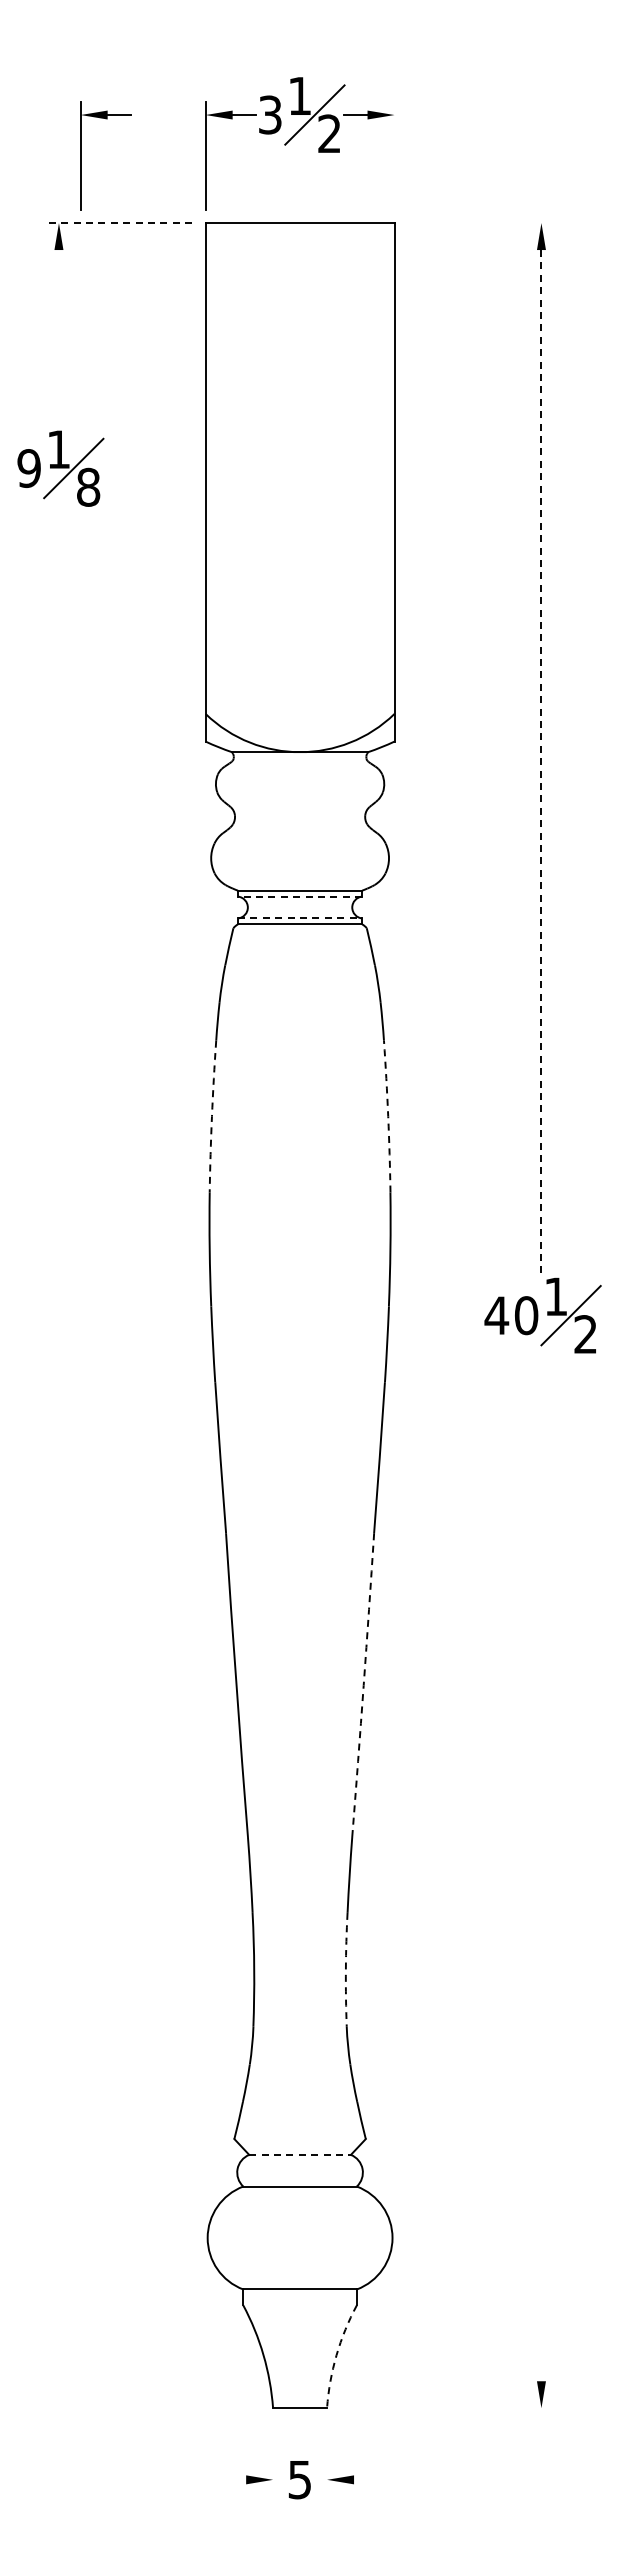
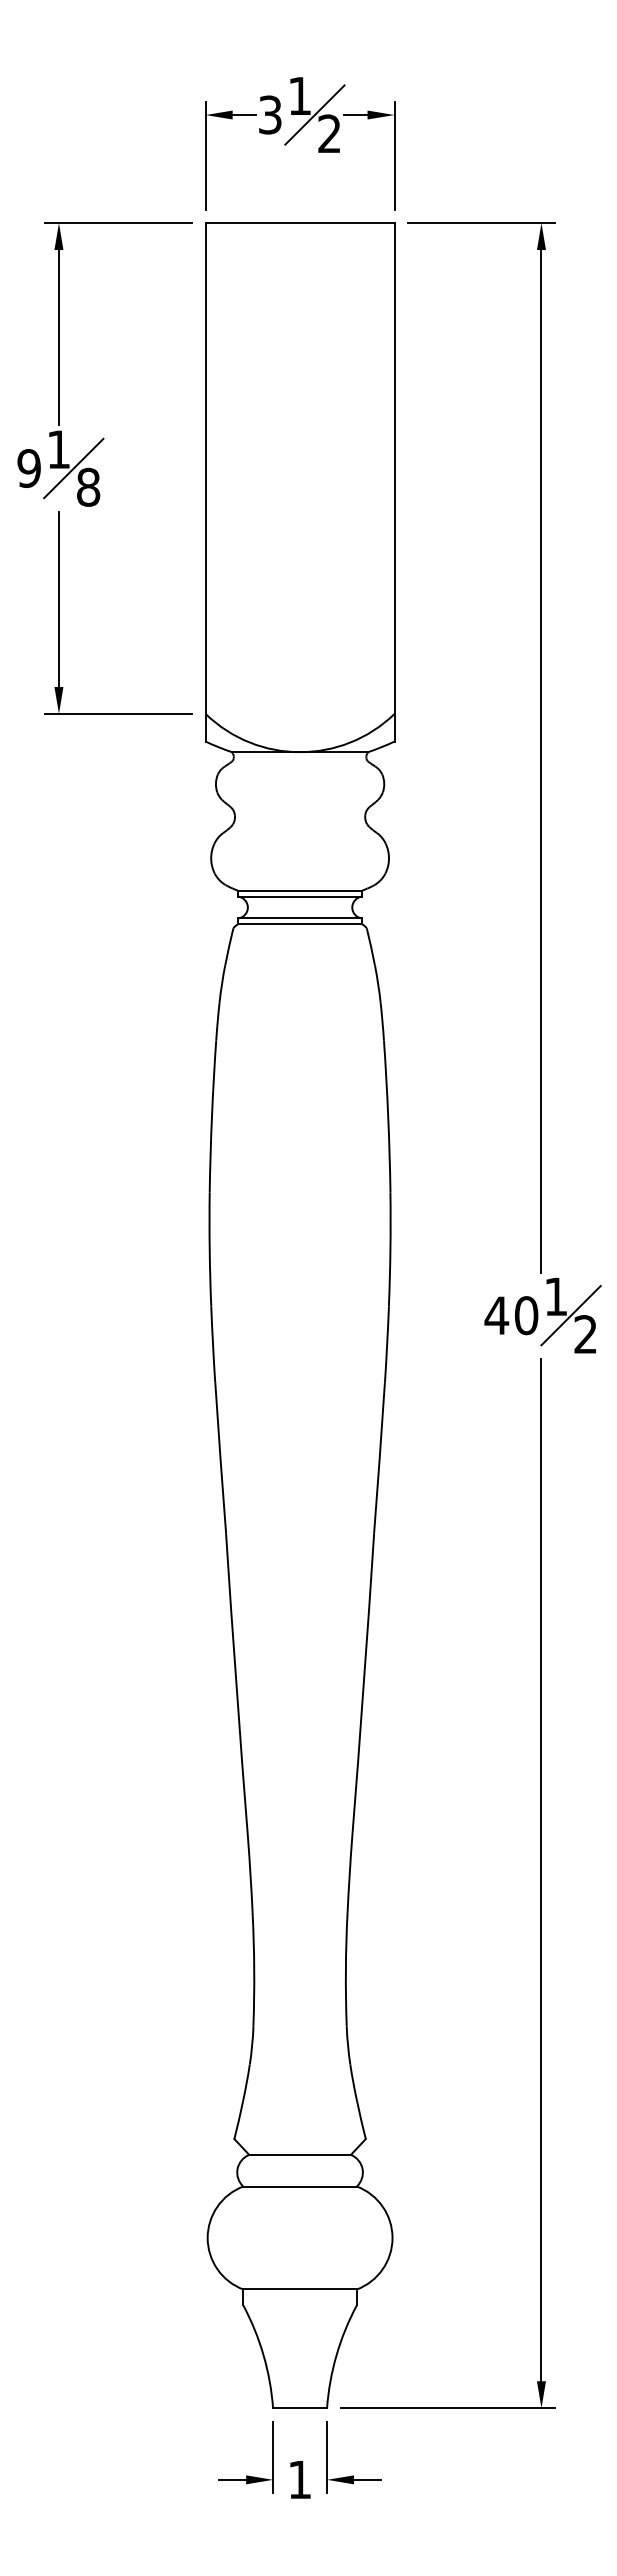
part: present -> none (81, 155)
line: none -> present (394, 155)
line: dashed -> solid (118, 223)
line: none -> present (481, 223)
line: none -> present (58, 337)
part: none -> present (59, 612)
line: dashed -> solid (541, 761)
line: dashed -> solid (299, 896)
line: dashed -> solid (300, 918)
arc: dashed -> solid (211, 1116)
arc: dashed -> solid (388, 1116)
arc: dashed -> solid (363, 1685)
line: none -> present (541, 1869)
arc: dashed -> solid (345, 1969)
line: dashed -> solid (300, 2154)
arc: dashed -> solid (336, 2355)
line: none -> present (447, 2408)
line: none -> present (273, 2457)
line: none -> present (327, 2457)
line: none -> present (232, 2479)
line: none -> present (367, 2479)
text: 5 -> 1 (299, 2480)
